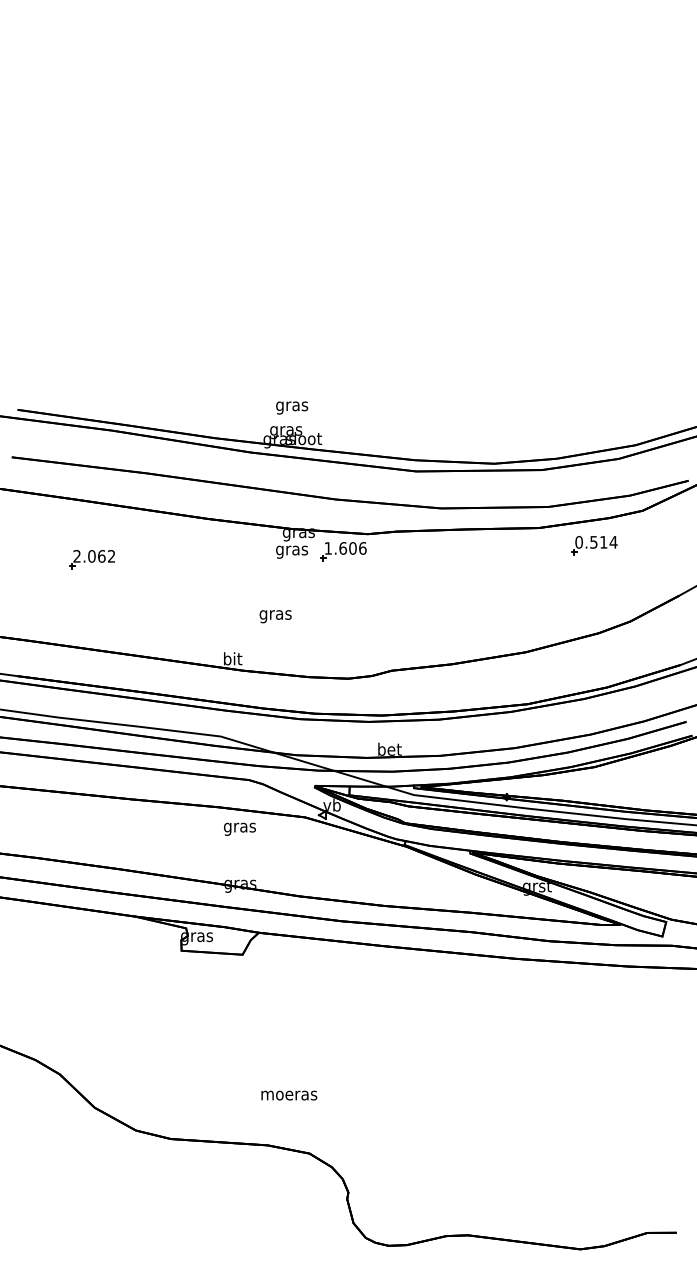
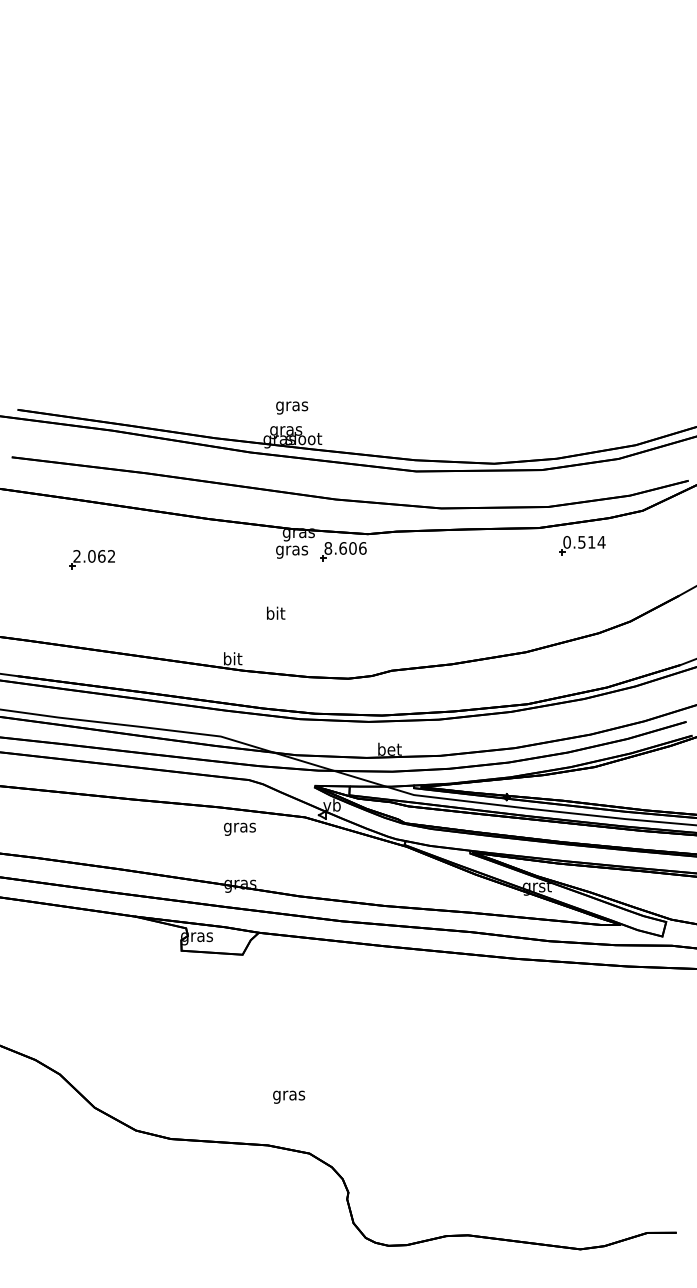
part position: (594, 545) -> (582, 545) (582, 545)
text: 1.606 -> 8.606 (328, 548)
text: gras -> bit (275, 614)
text: moeras -> gras (289, 1096)
